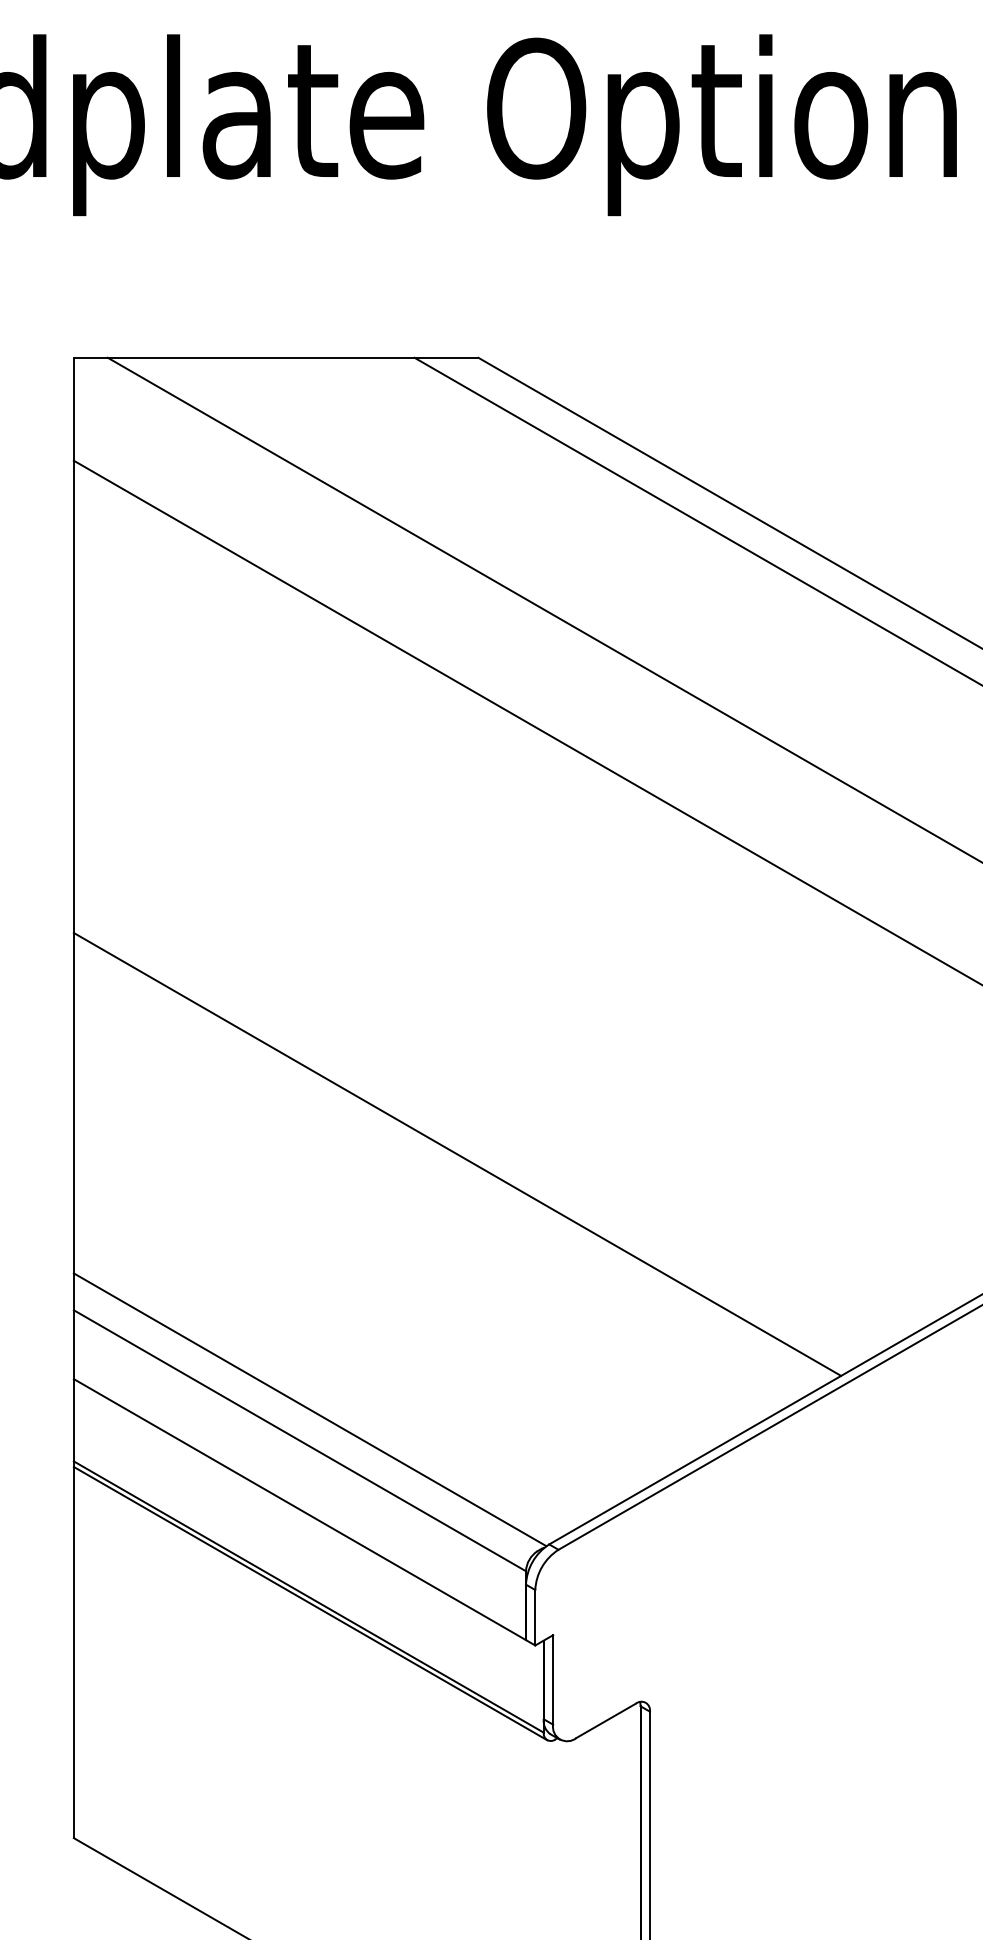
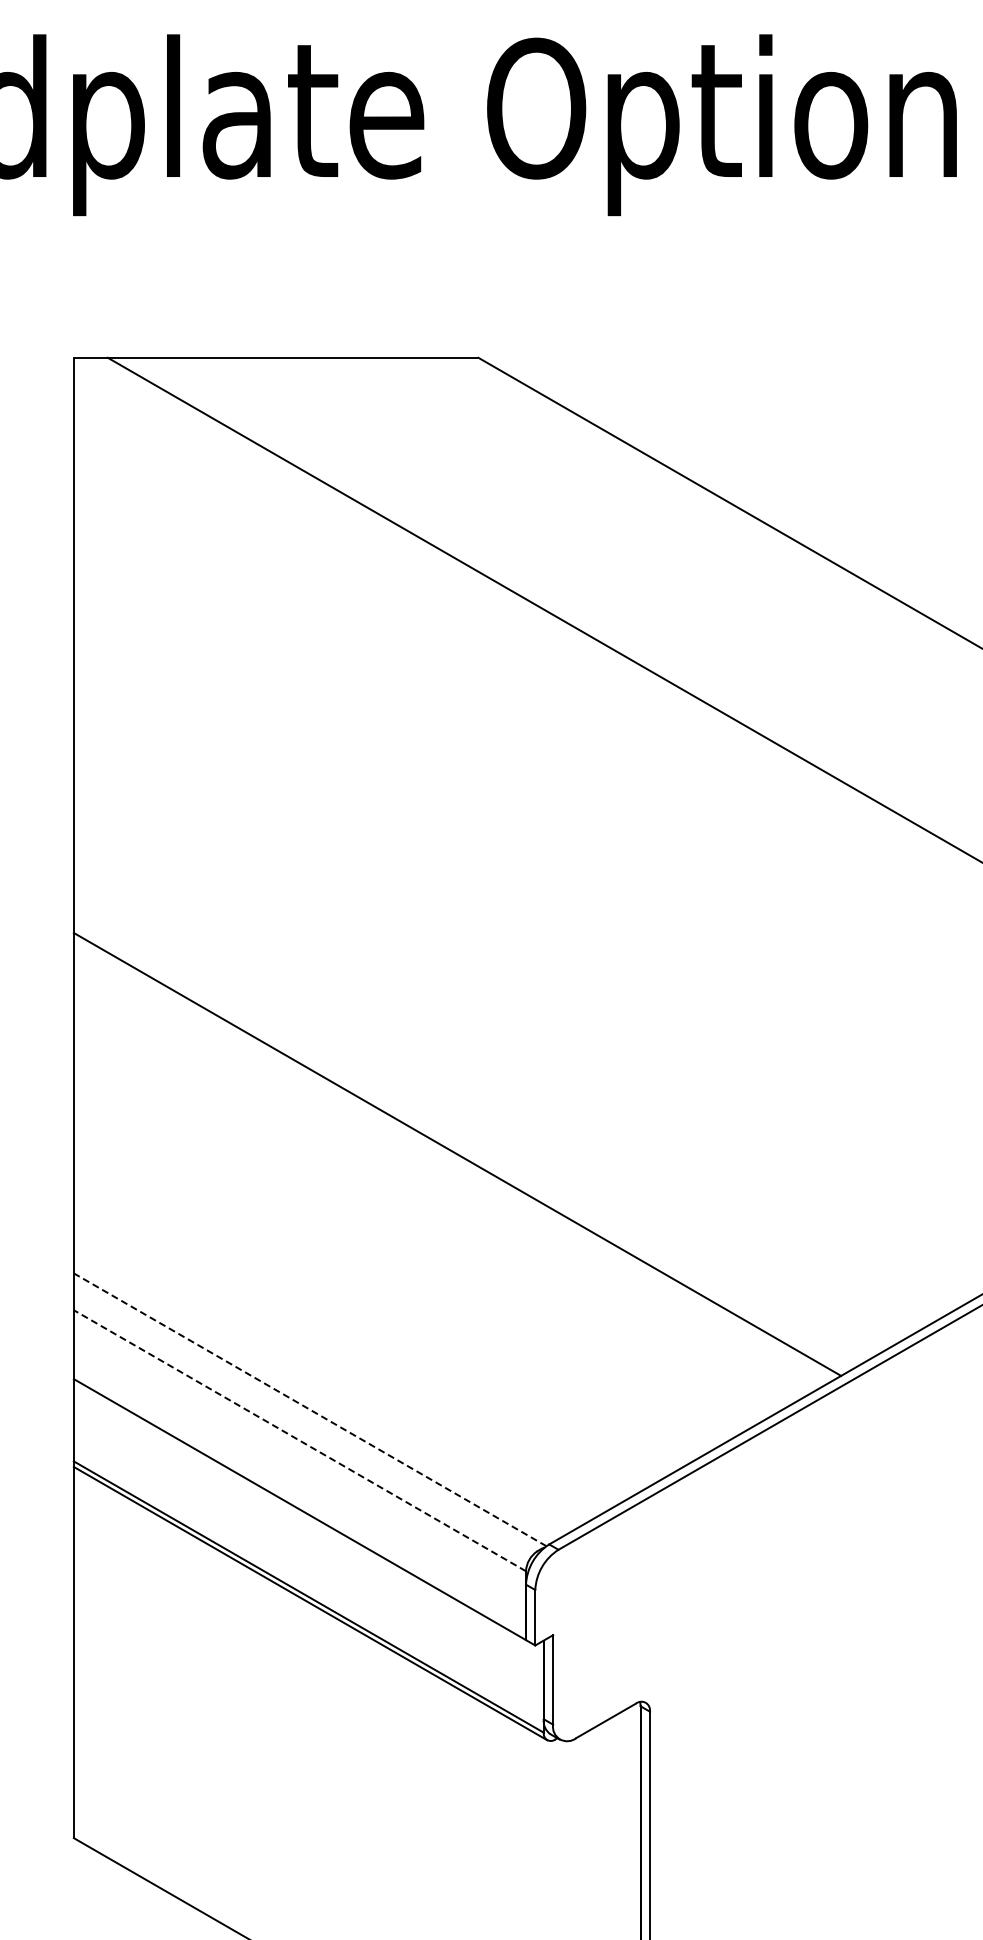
line: present -> none (696, 520)
line: present -> none (526, 721)
line: solid -> dashed (310, 1409)
line: solid -> dashed (299, 1440)
